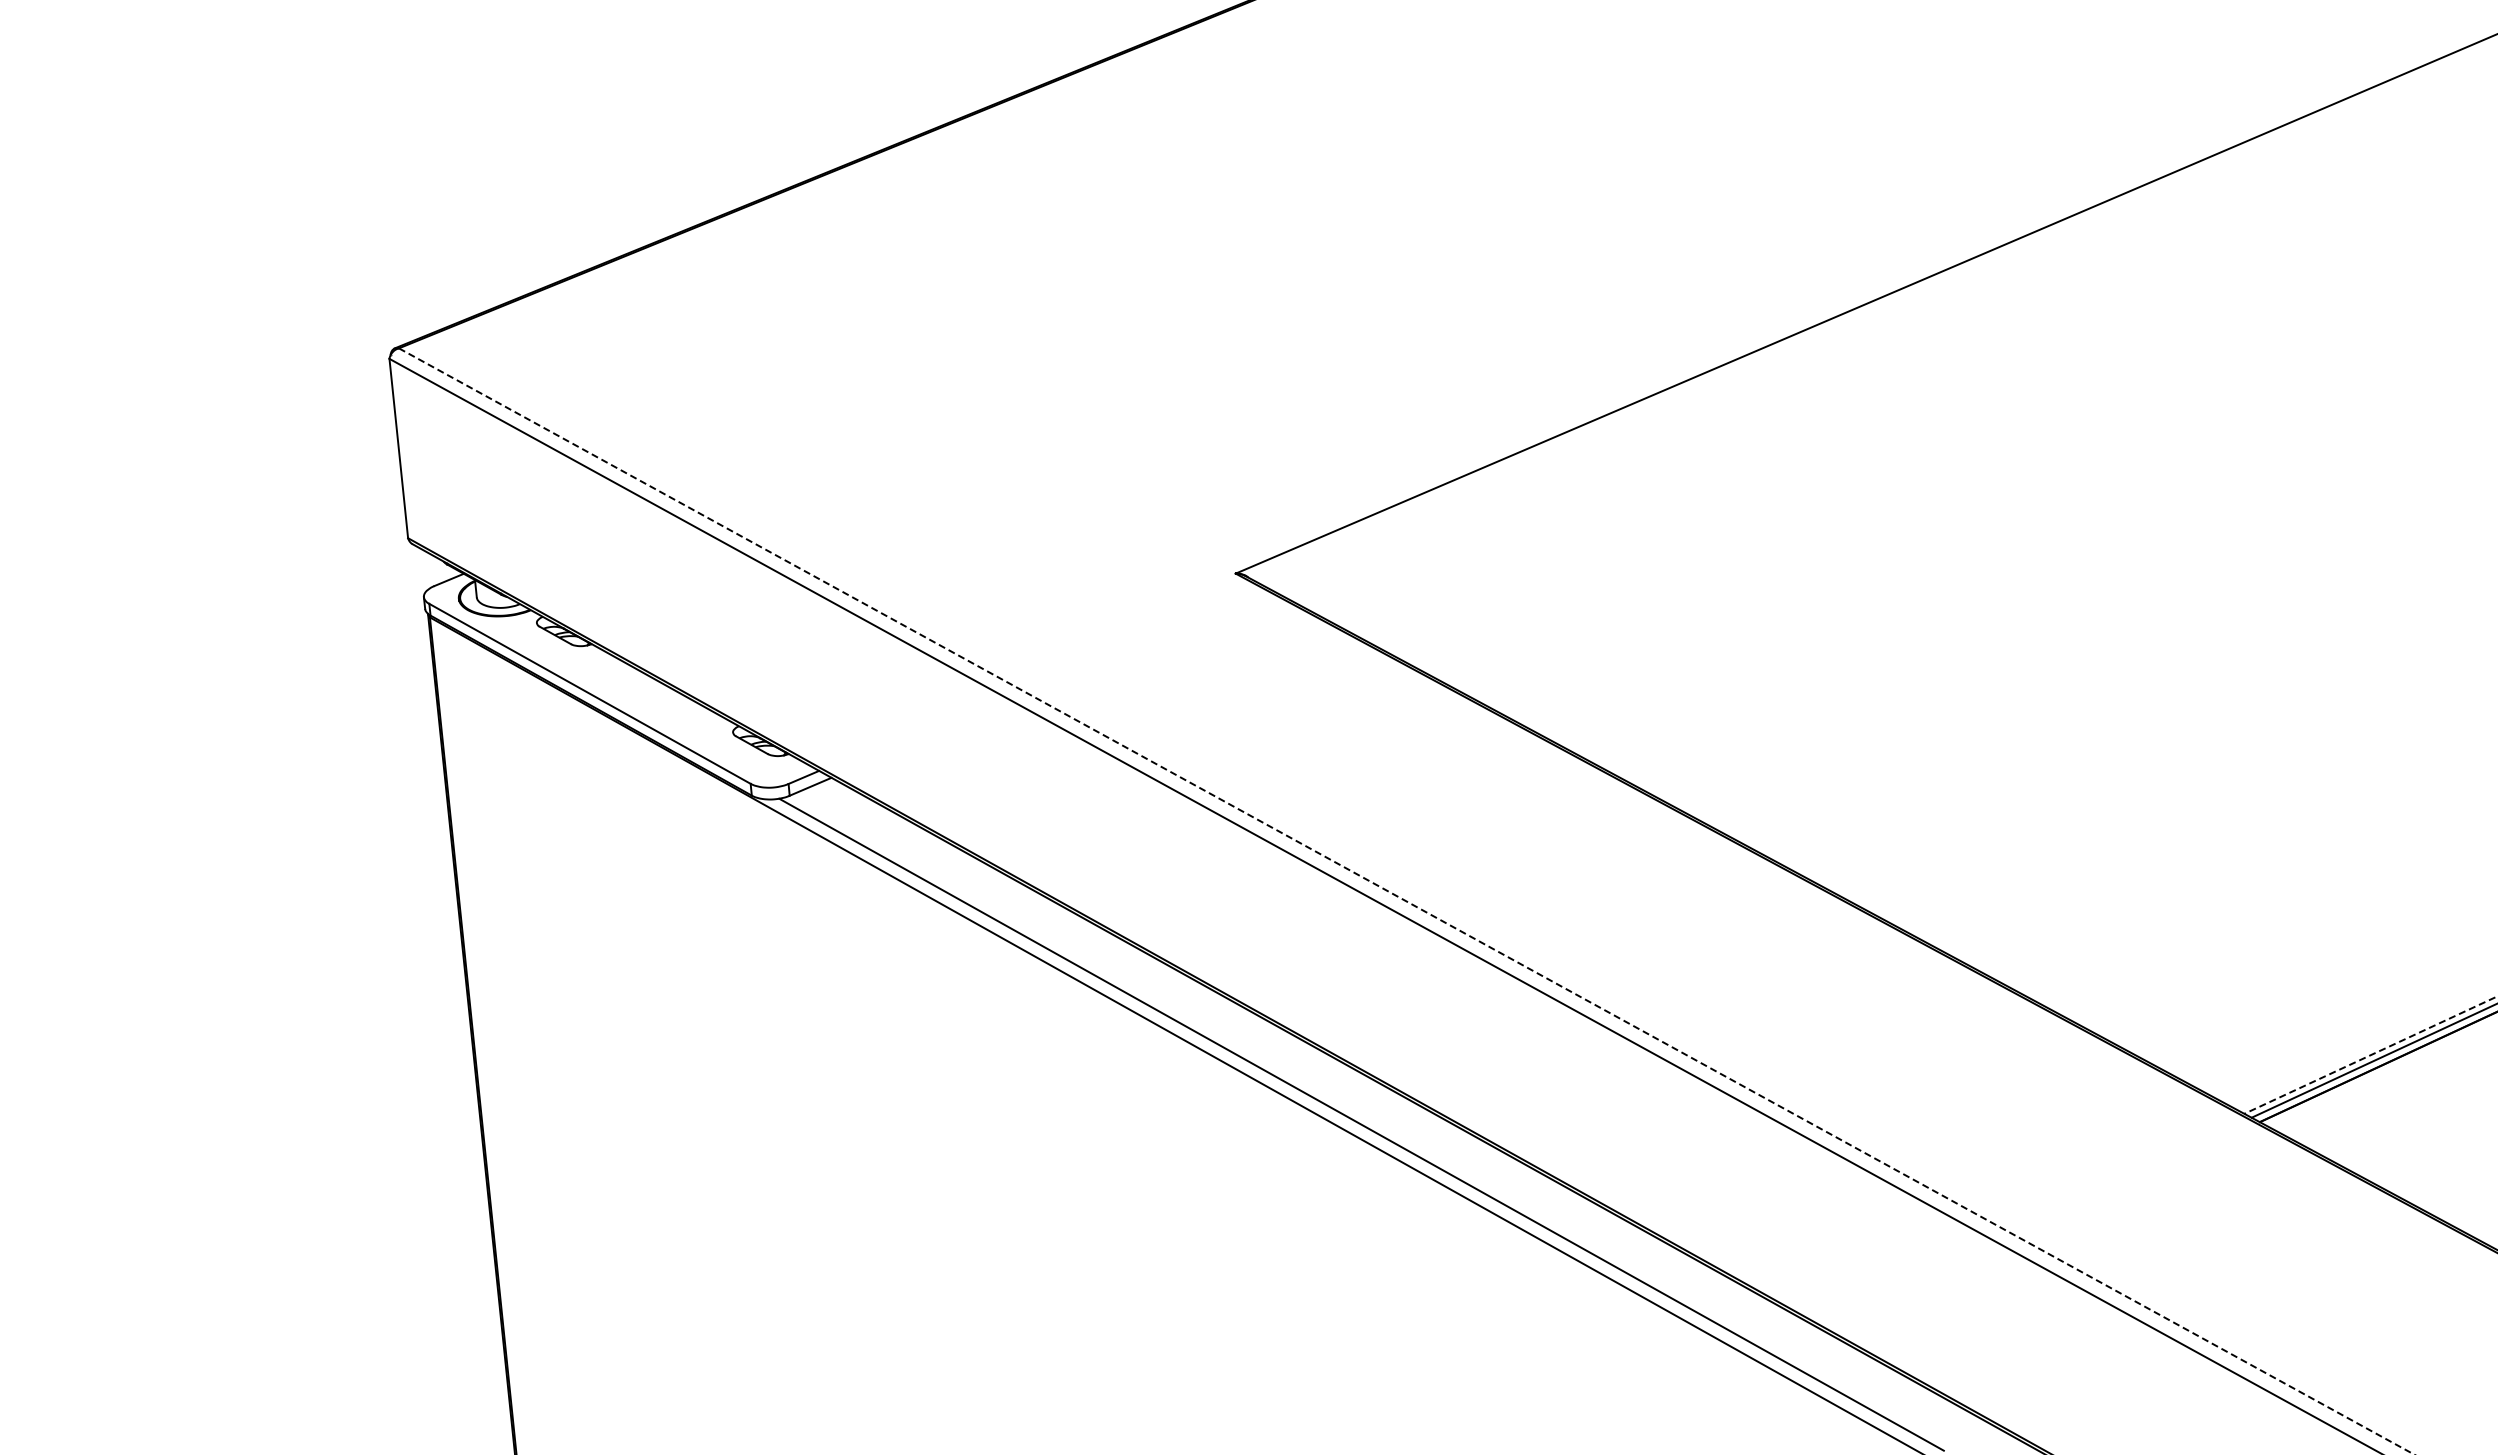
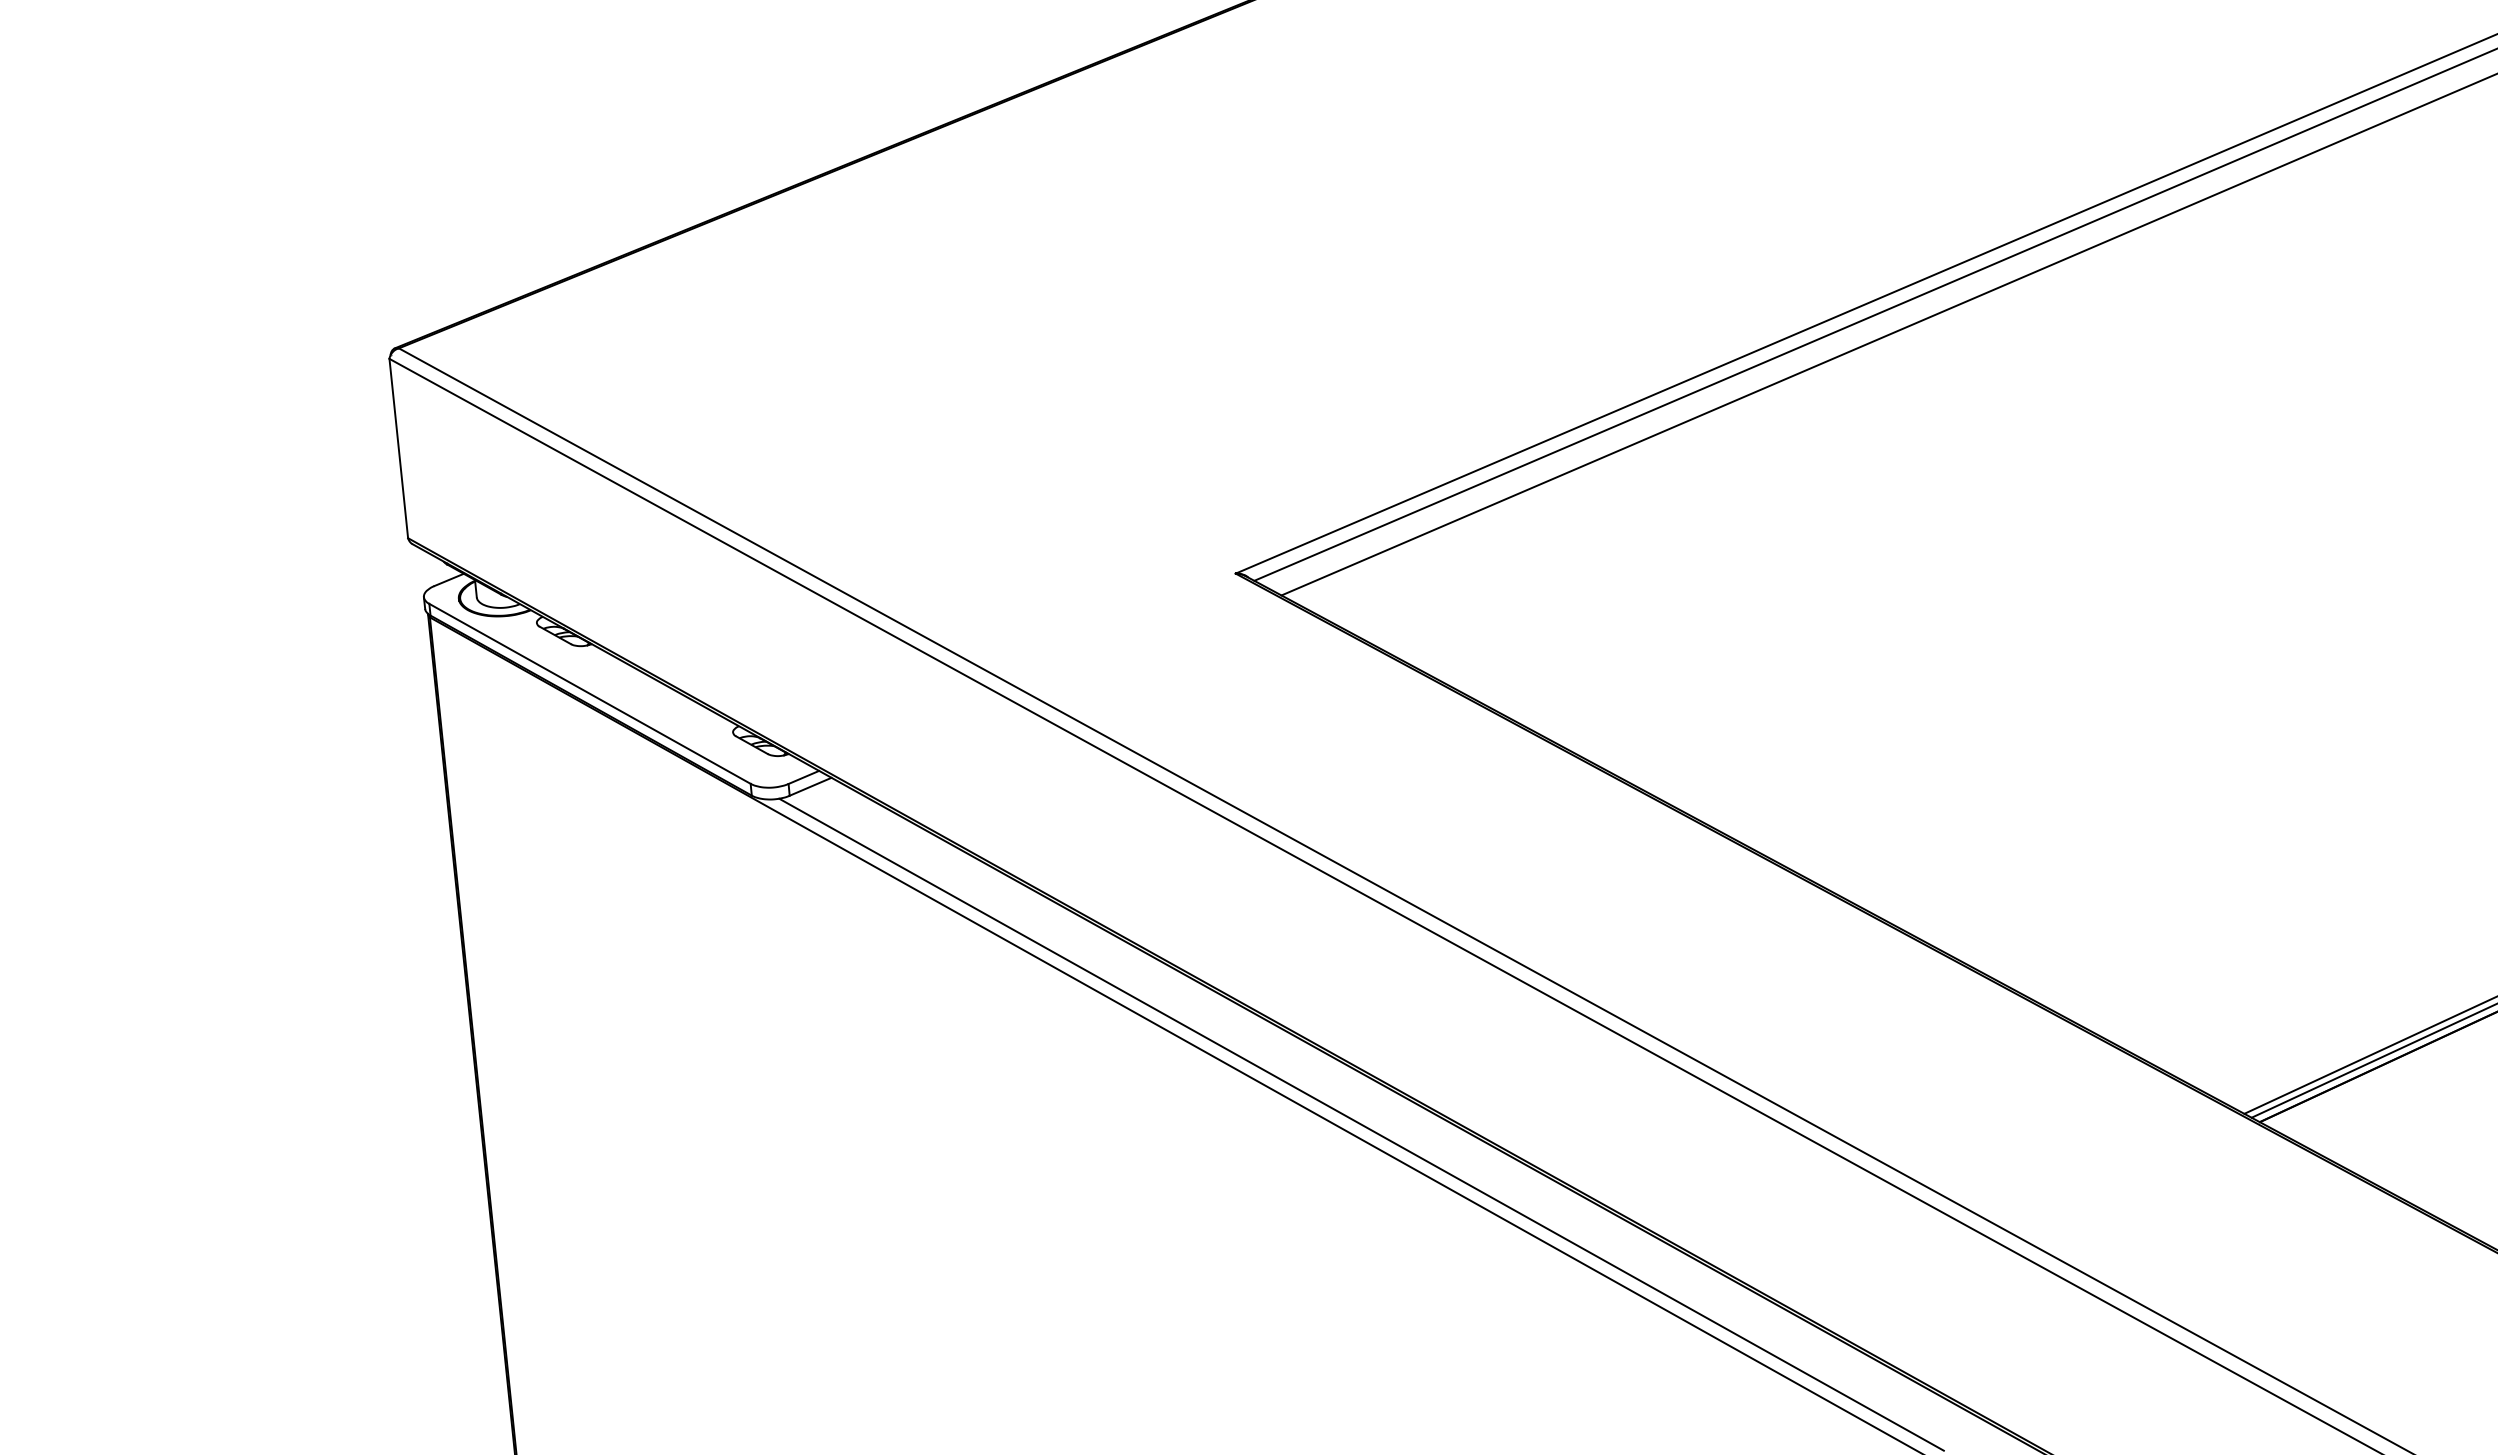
line: none -> present (1874, 314)
line: none -> present (1887, 335)
line: dashed -> solid (1407, 901)
line: dashed -> solid (2370, 1055)
